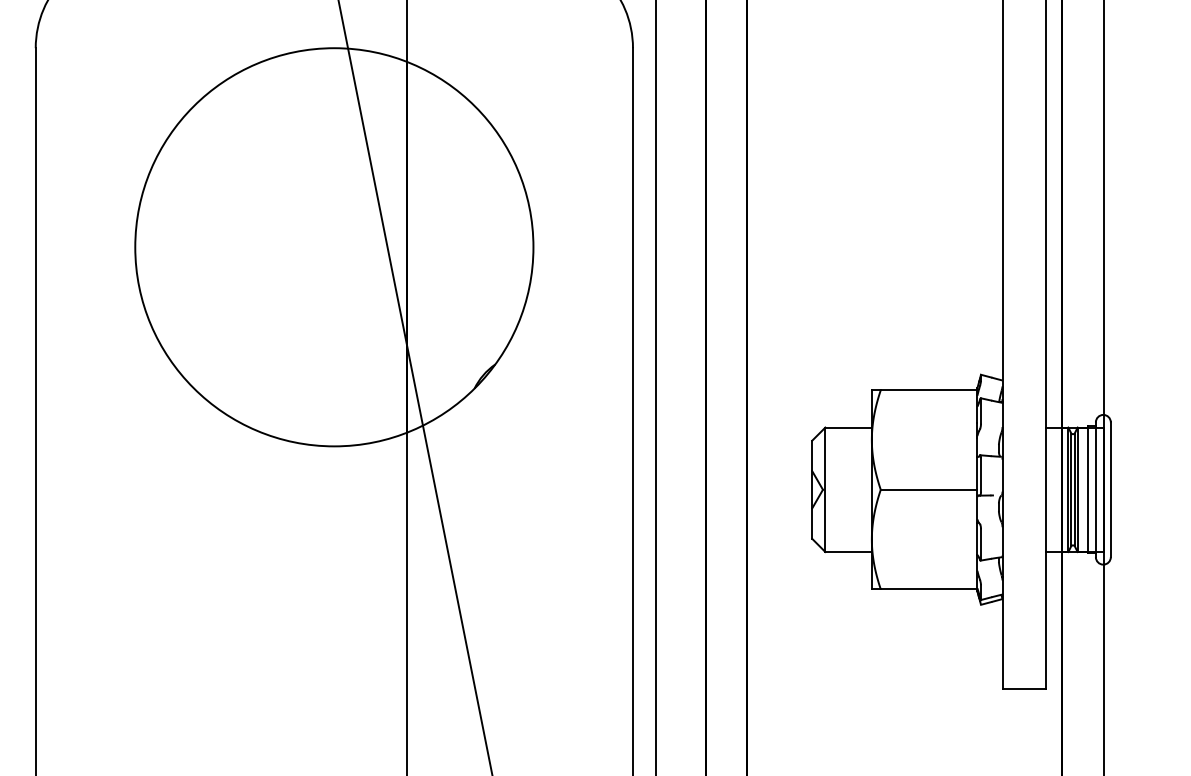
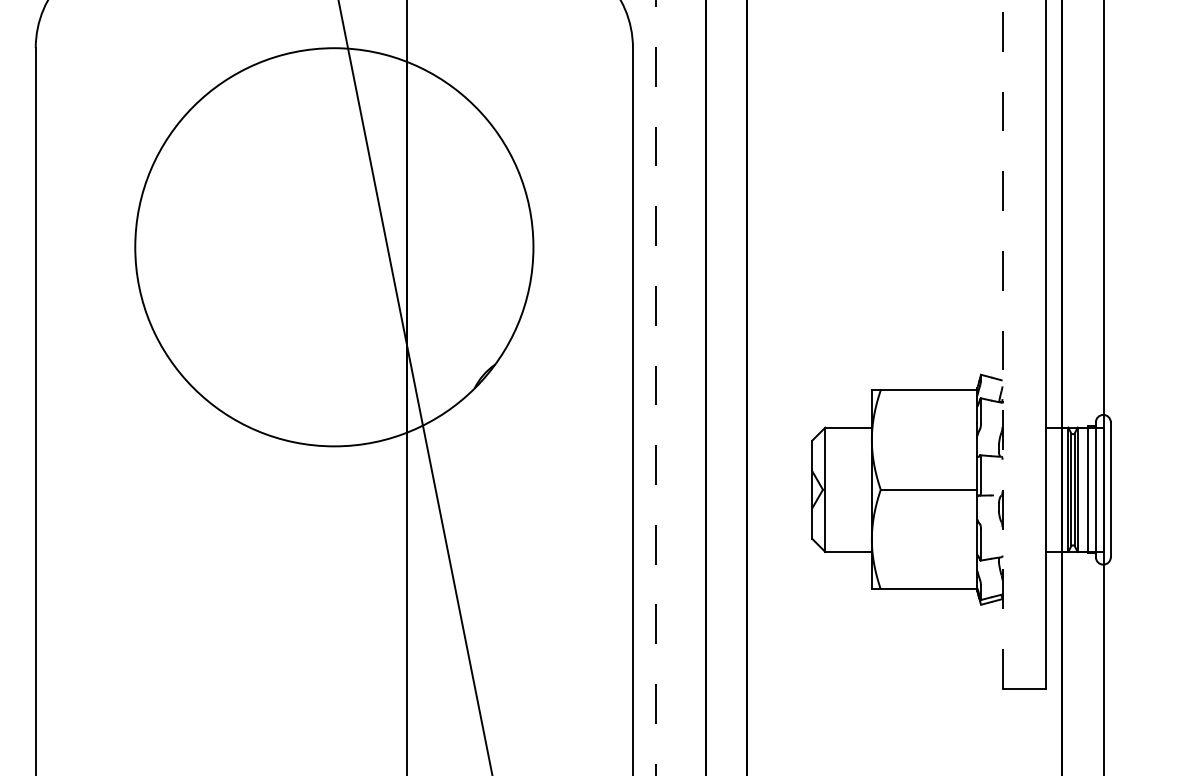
line: solid -> dashed (1002, 344)
line: solid -> dashed (655, 388)
